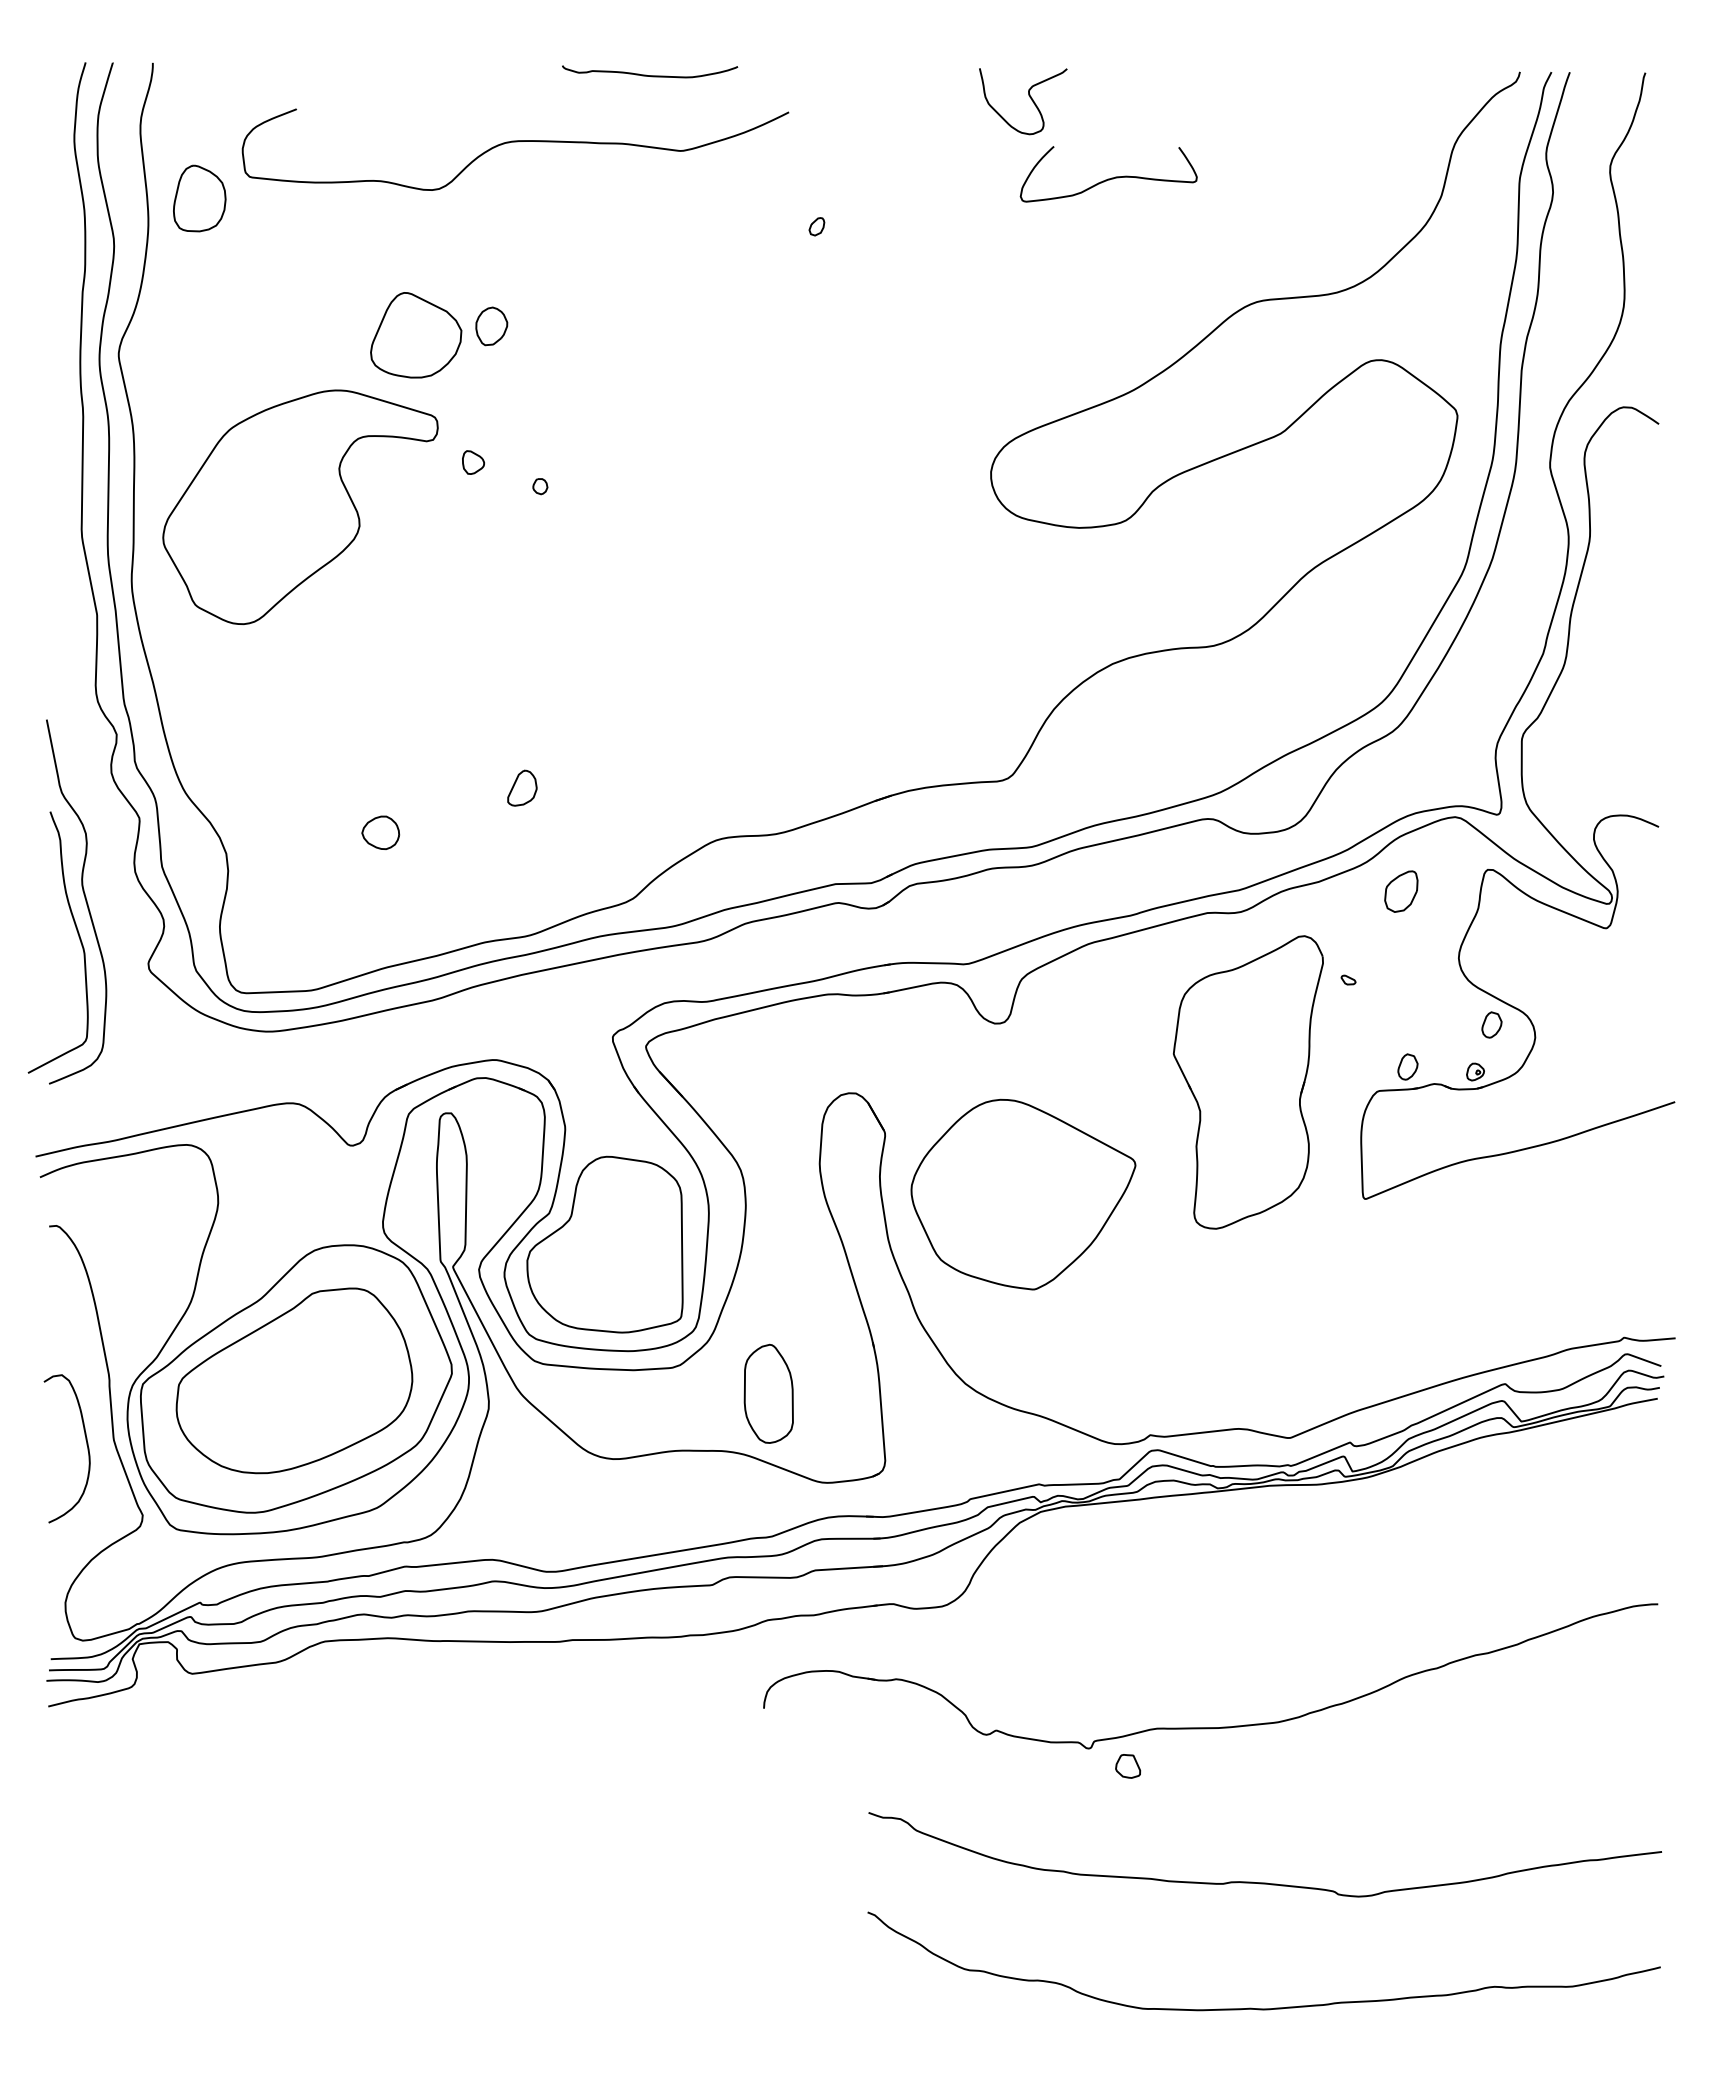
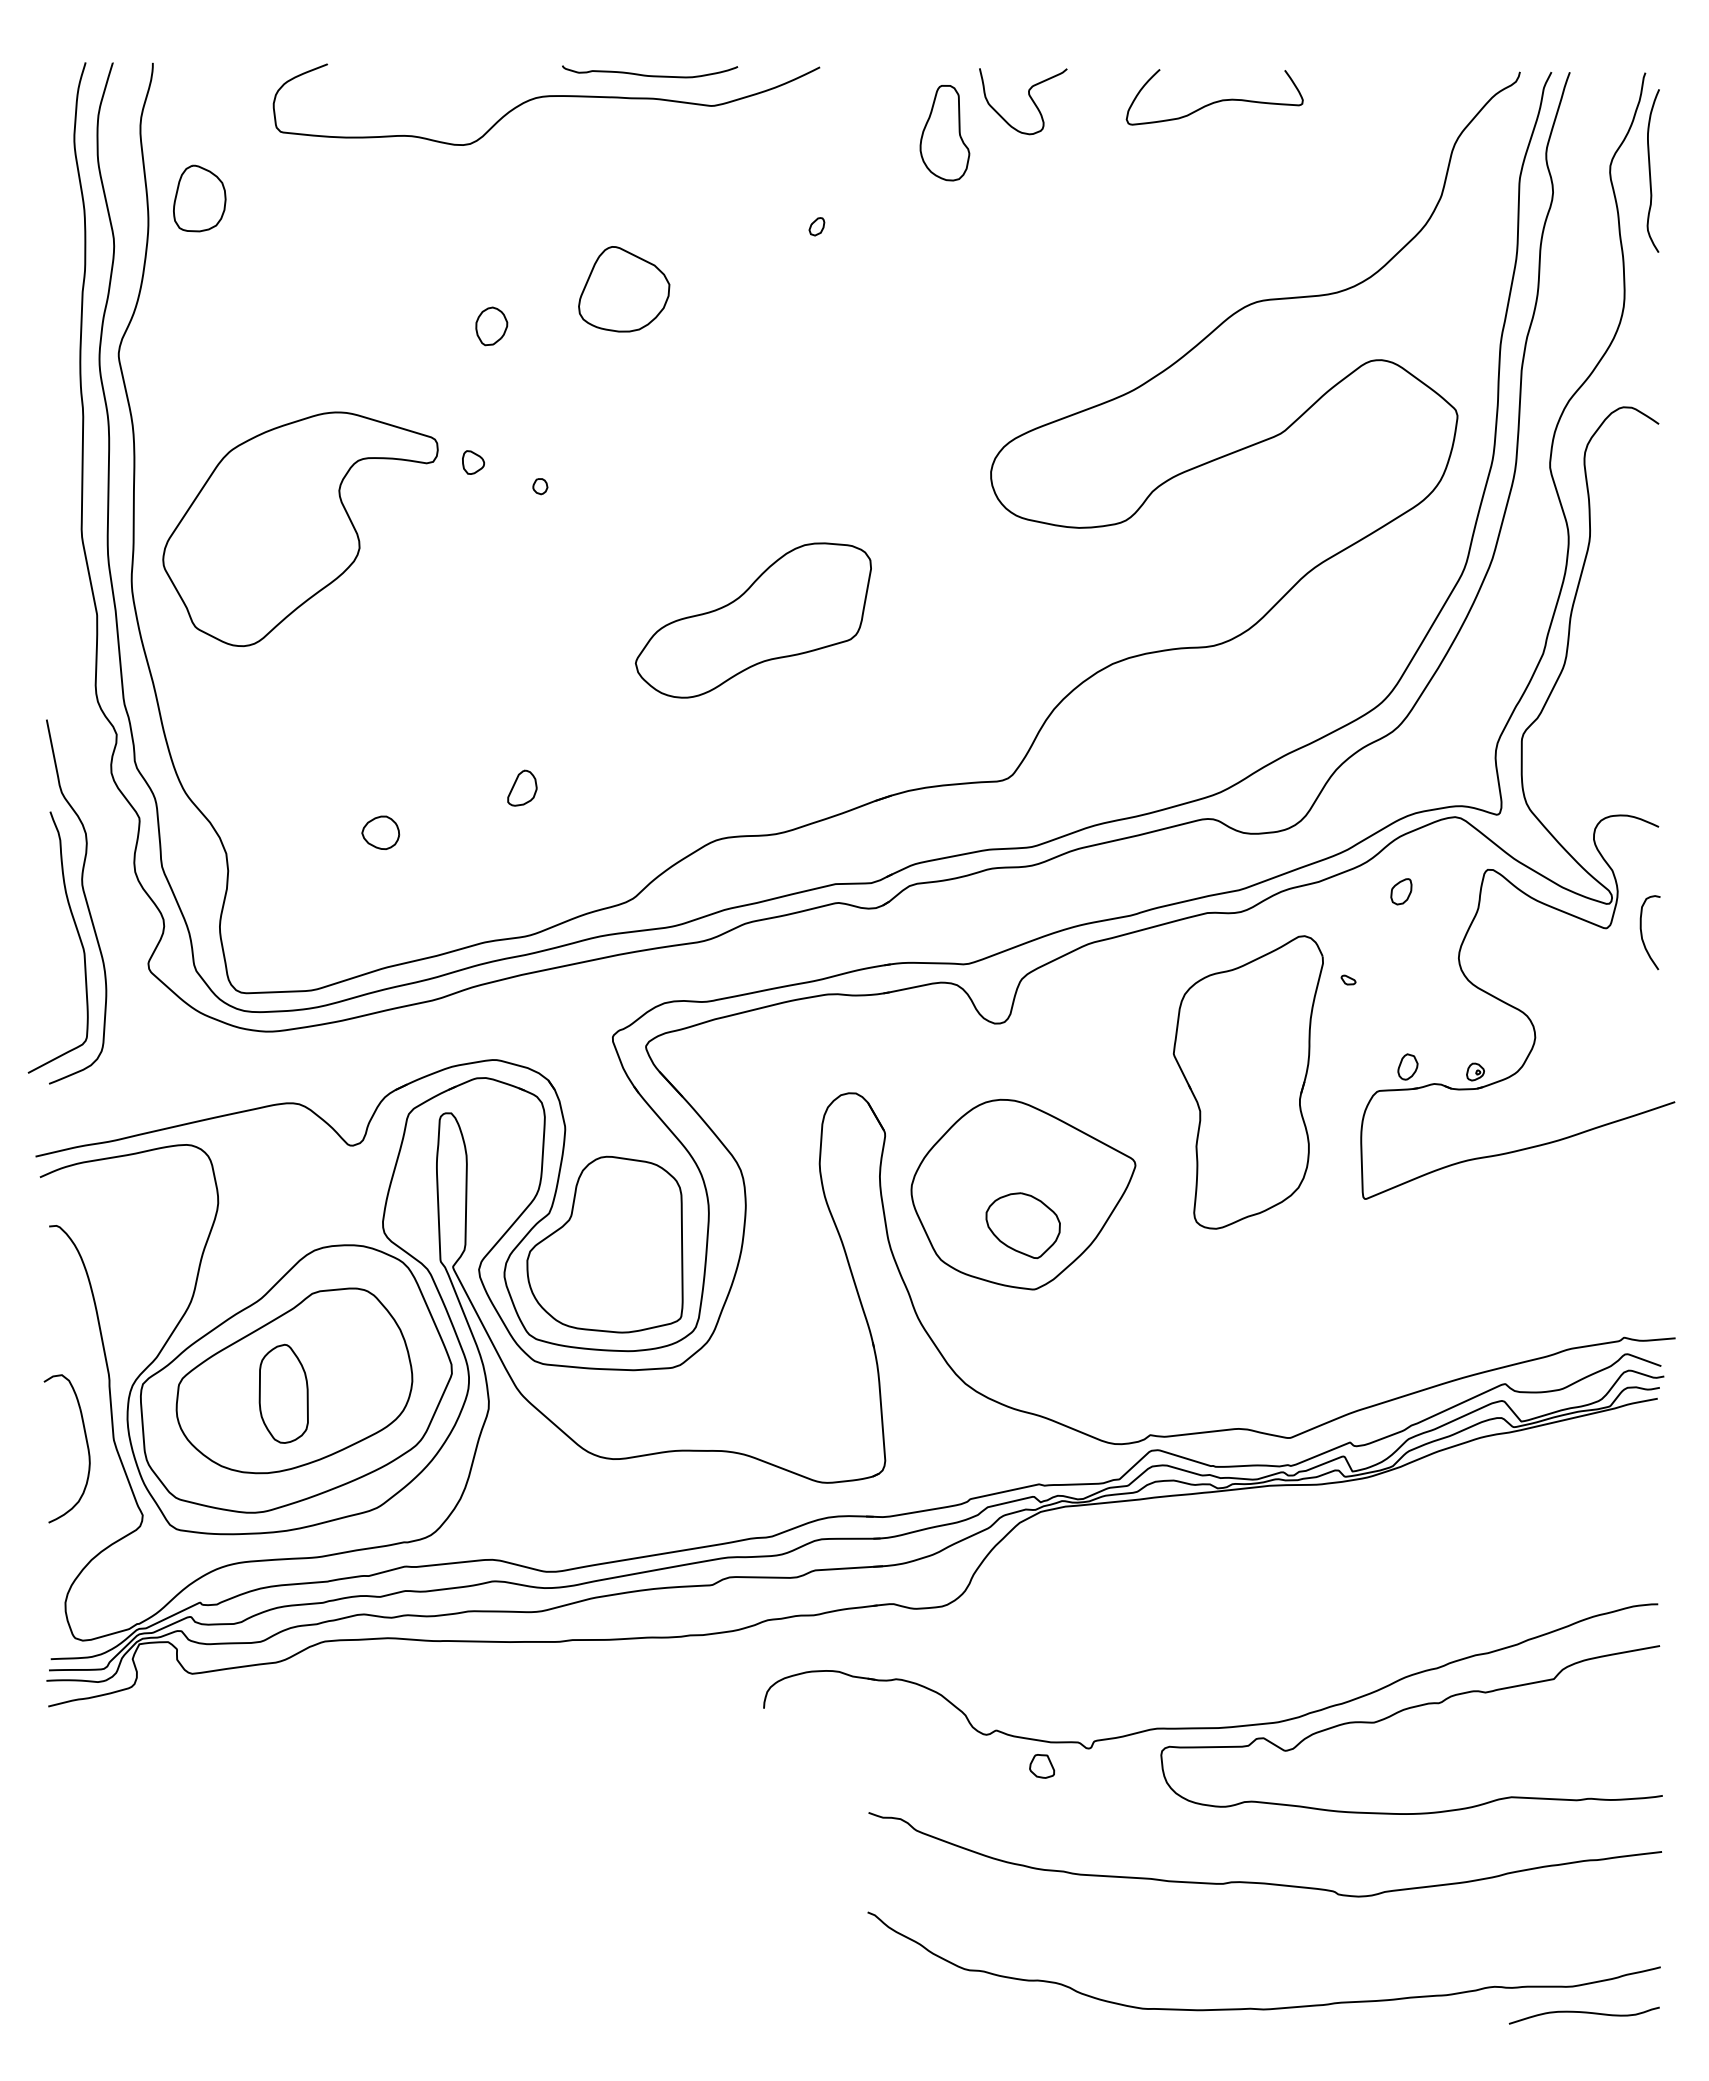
part: none -> present (944, 133)
curve position: (515, 142) -> (546, 97) (546, 97)
curve: none -> present (1650, 170)
curve position: (1108, 178) -> (1214, 101) (1214, 101)
part position: (416, 335) -> (624, 289) (624, 289)
part position: (300, 507) -> (300, 529) (300, 529)
part: none -> present (753, 620)
part size: 35x43 px -> 23x28 px (1401, 891)
curve: none -> present (1642, 932)
part: present -> none (1491, 1024)
part: none -> present (1022, 1225)
part position: (768, 1393) -> (283, 1393) (283, 1393)
curve: none -> present (1405, 1710)
part position: (1128, 1766) -> (1042, 1766) (1042, 1766)
curve: none -> present (1583, 2013)
